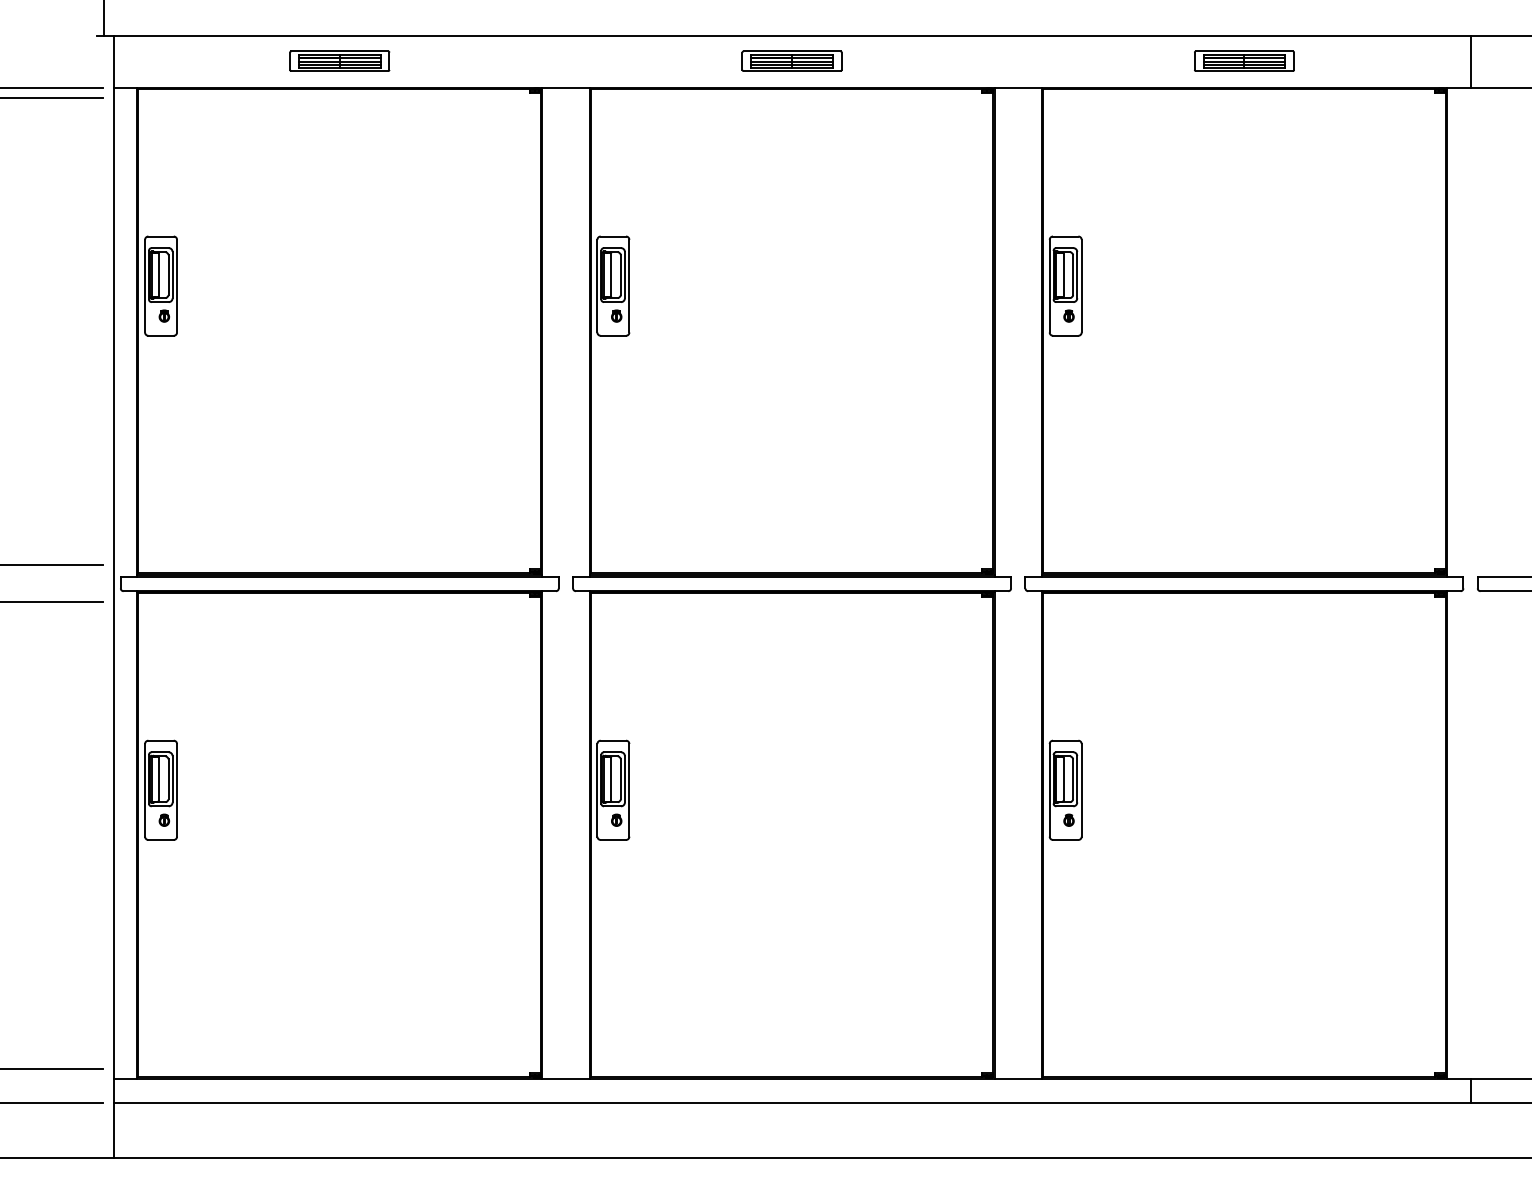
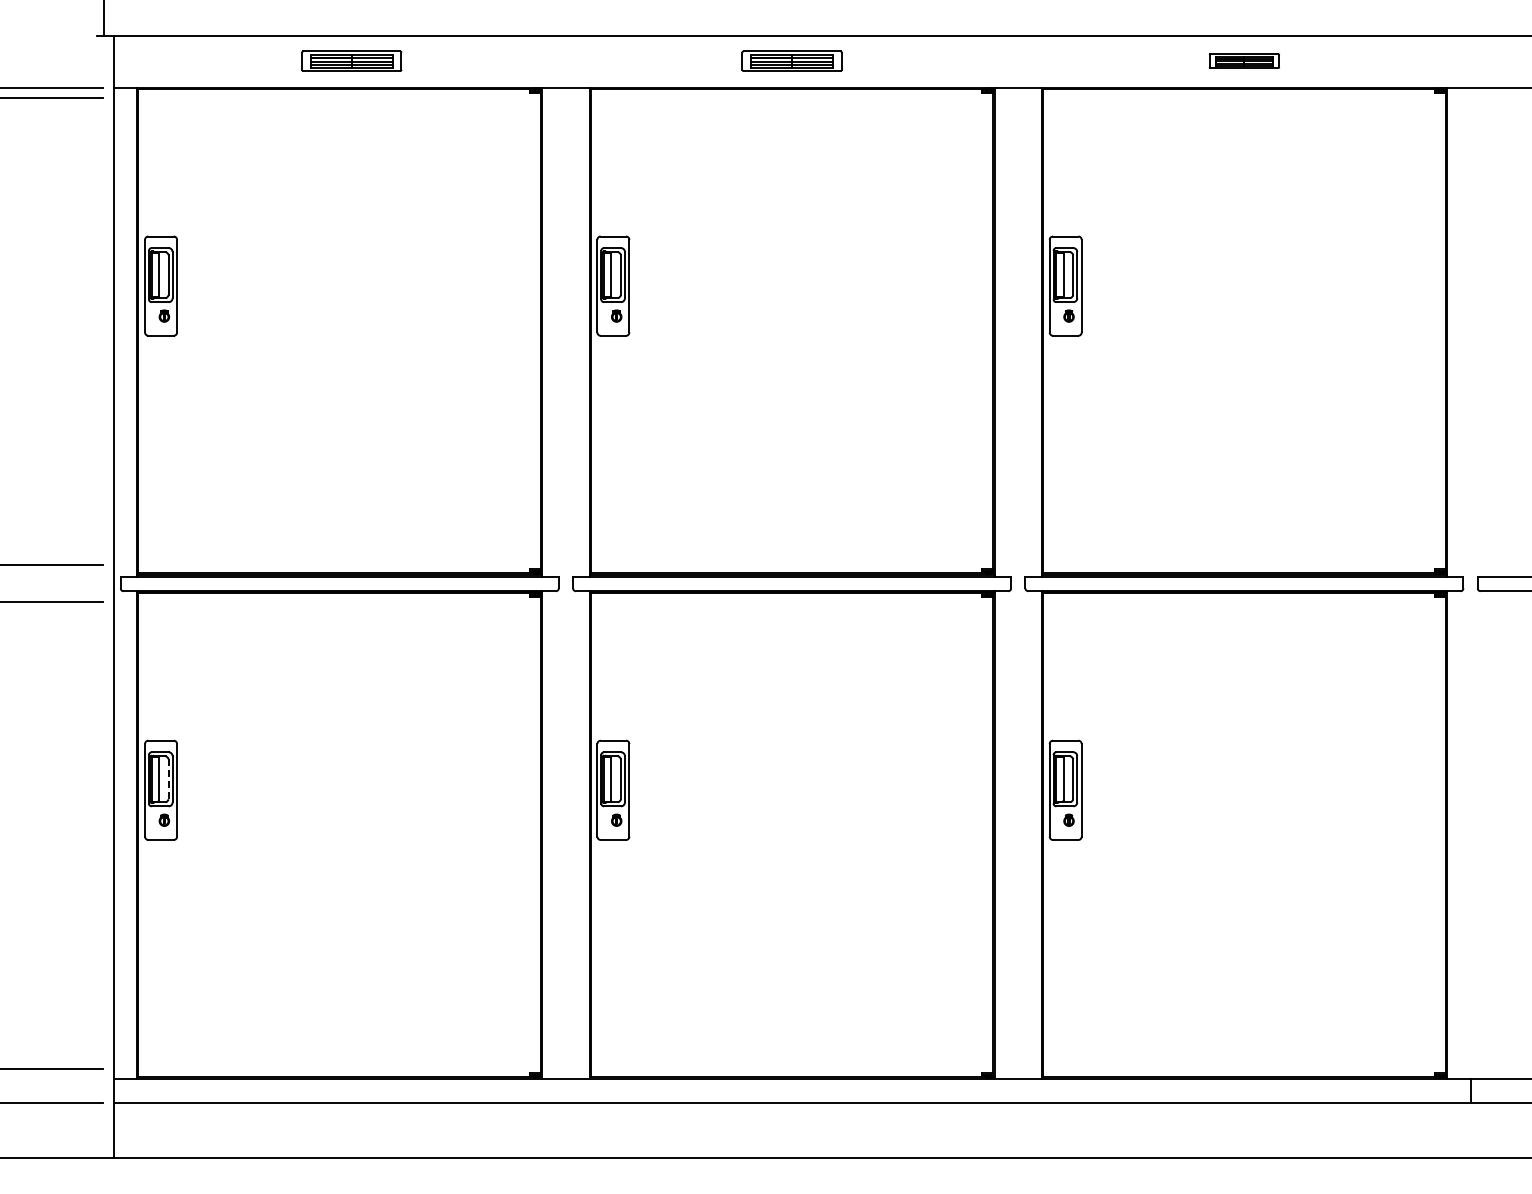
part position: (339, 60) -> (351, 60) (351, 60)
part size: 101x22 px -> 72x16 px (1243, 60)
line: present -> none (1470, 61)
line: solid -> dashed (168, 779)
